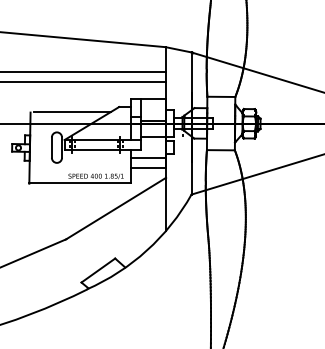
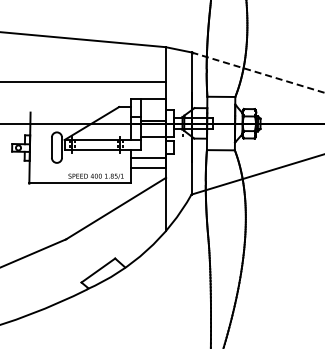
line: present -> none (84, 71)
line: solid -> dashed (258, 72)
line: present -> none (72, 112)
